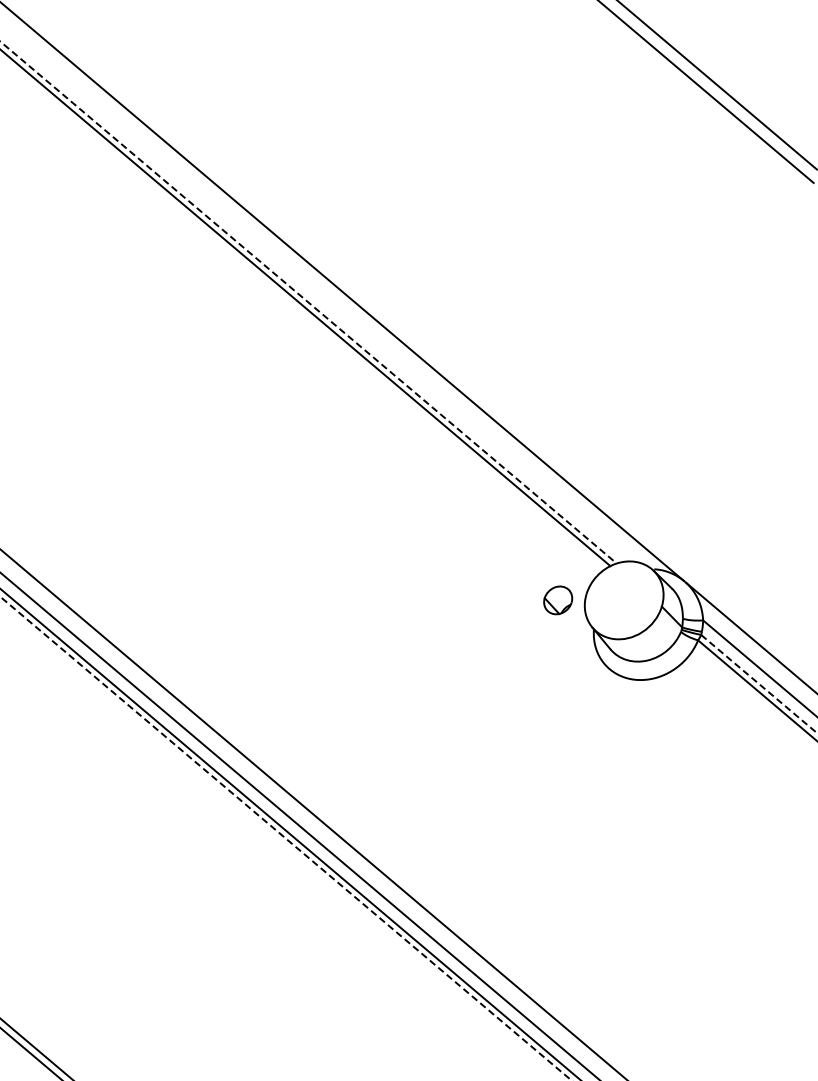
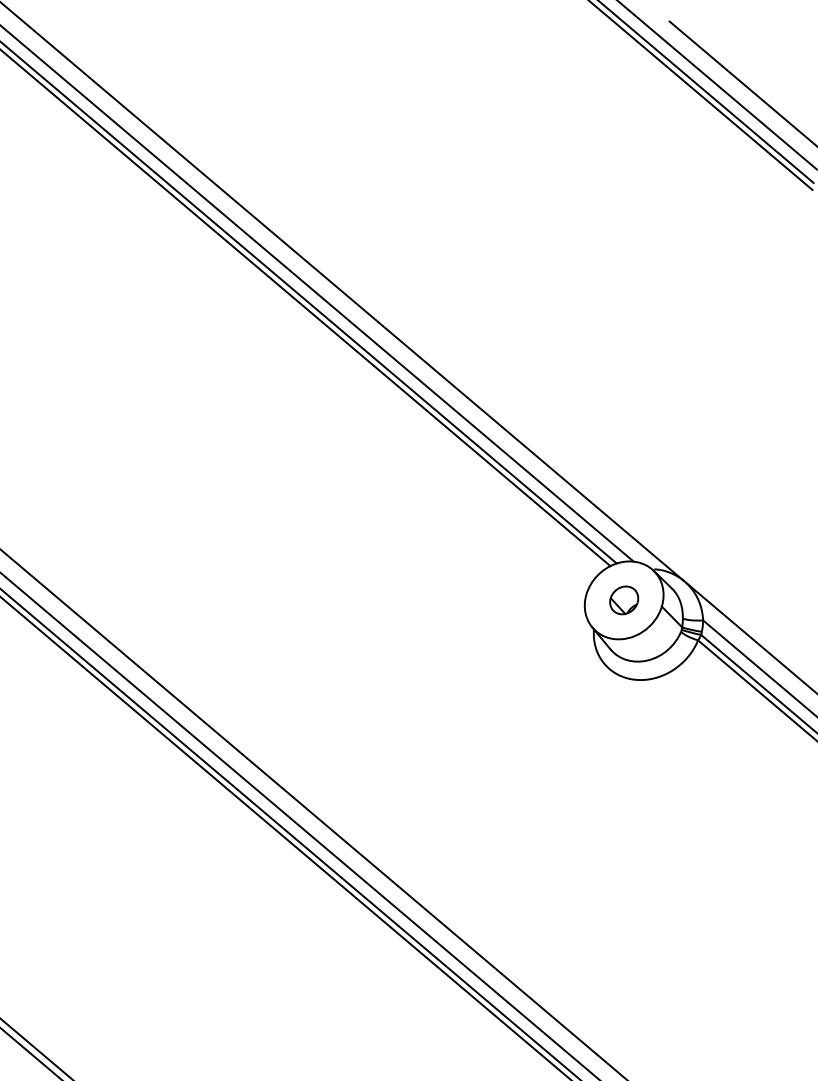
line: none -> present (741, 82)
line: none -> present (701, 95)
line: none -> present (317, 293)
line: dashed -> solid (308, 302)
part position: (558, 600) -> (624, 600) (624, 600)
line: dashed -> solid (759, 684)
line: dashed -> solid (285, 838)
